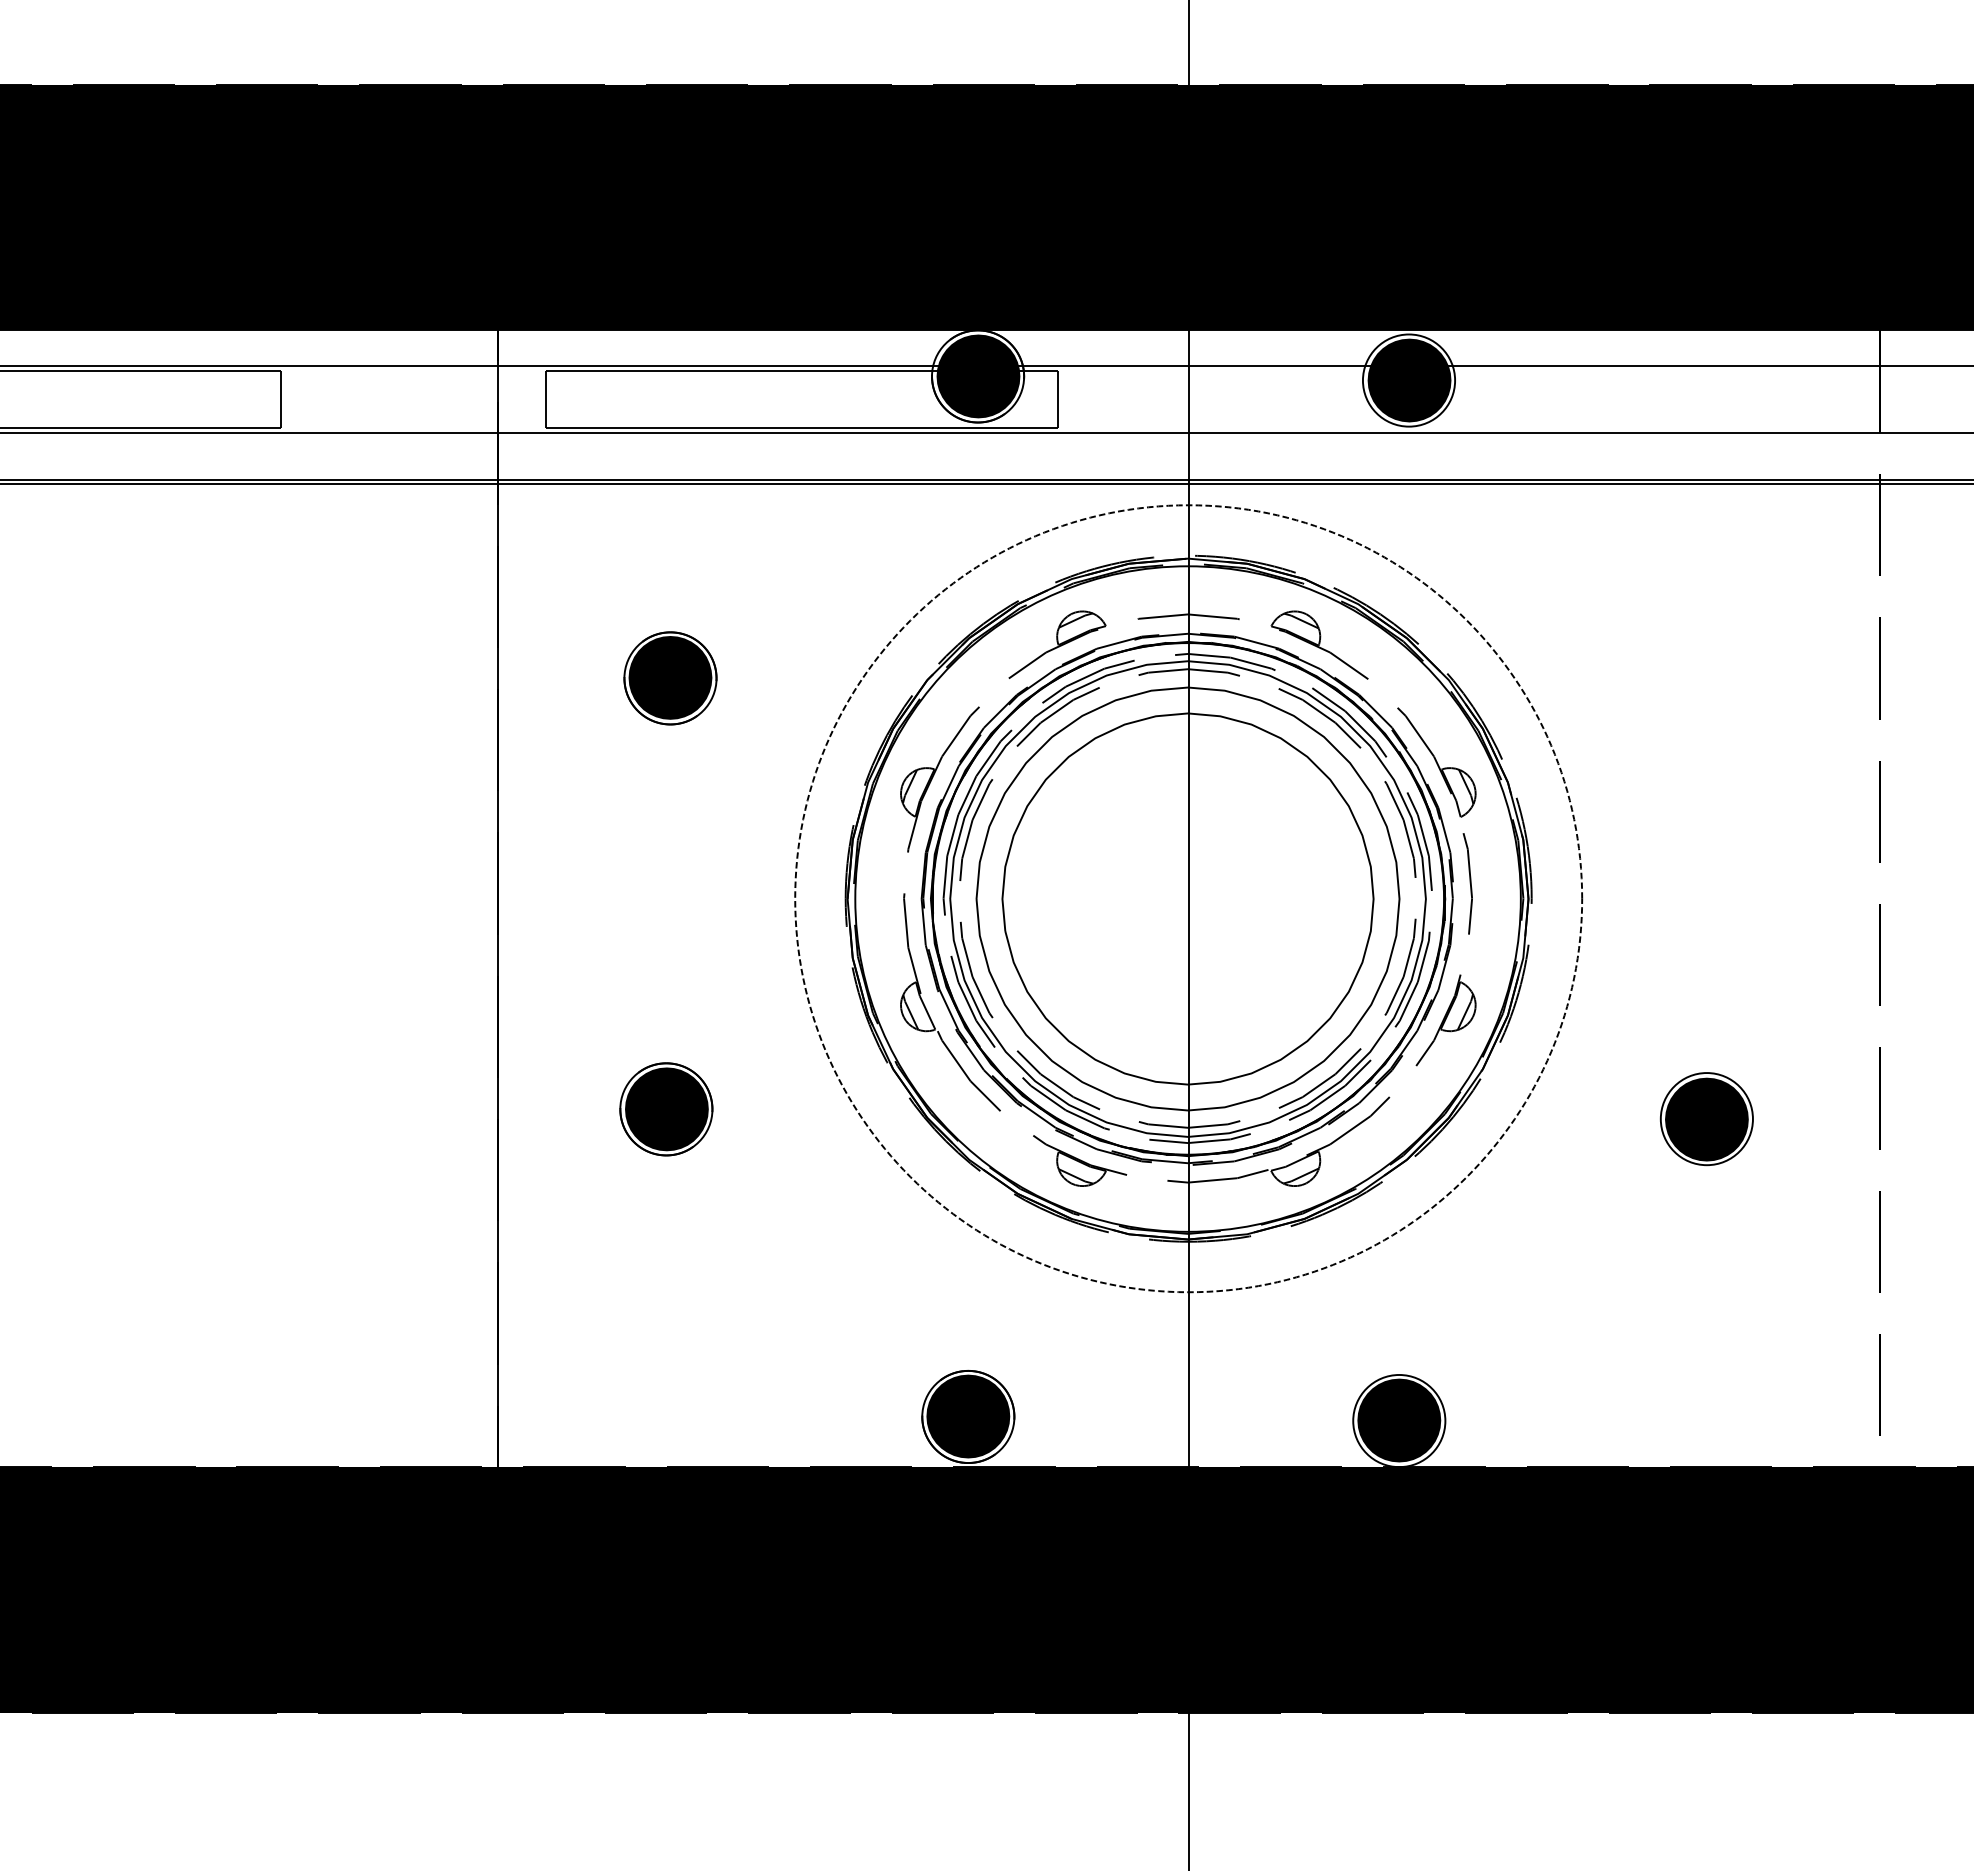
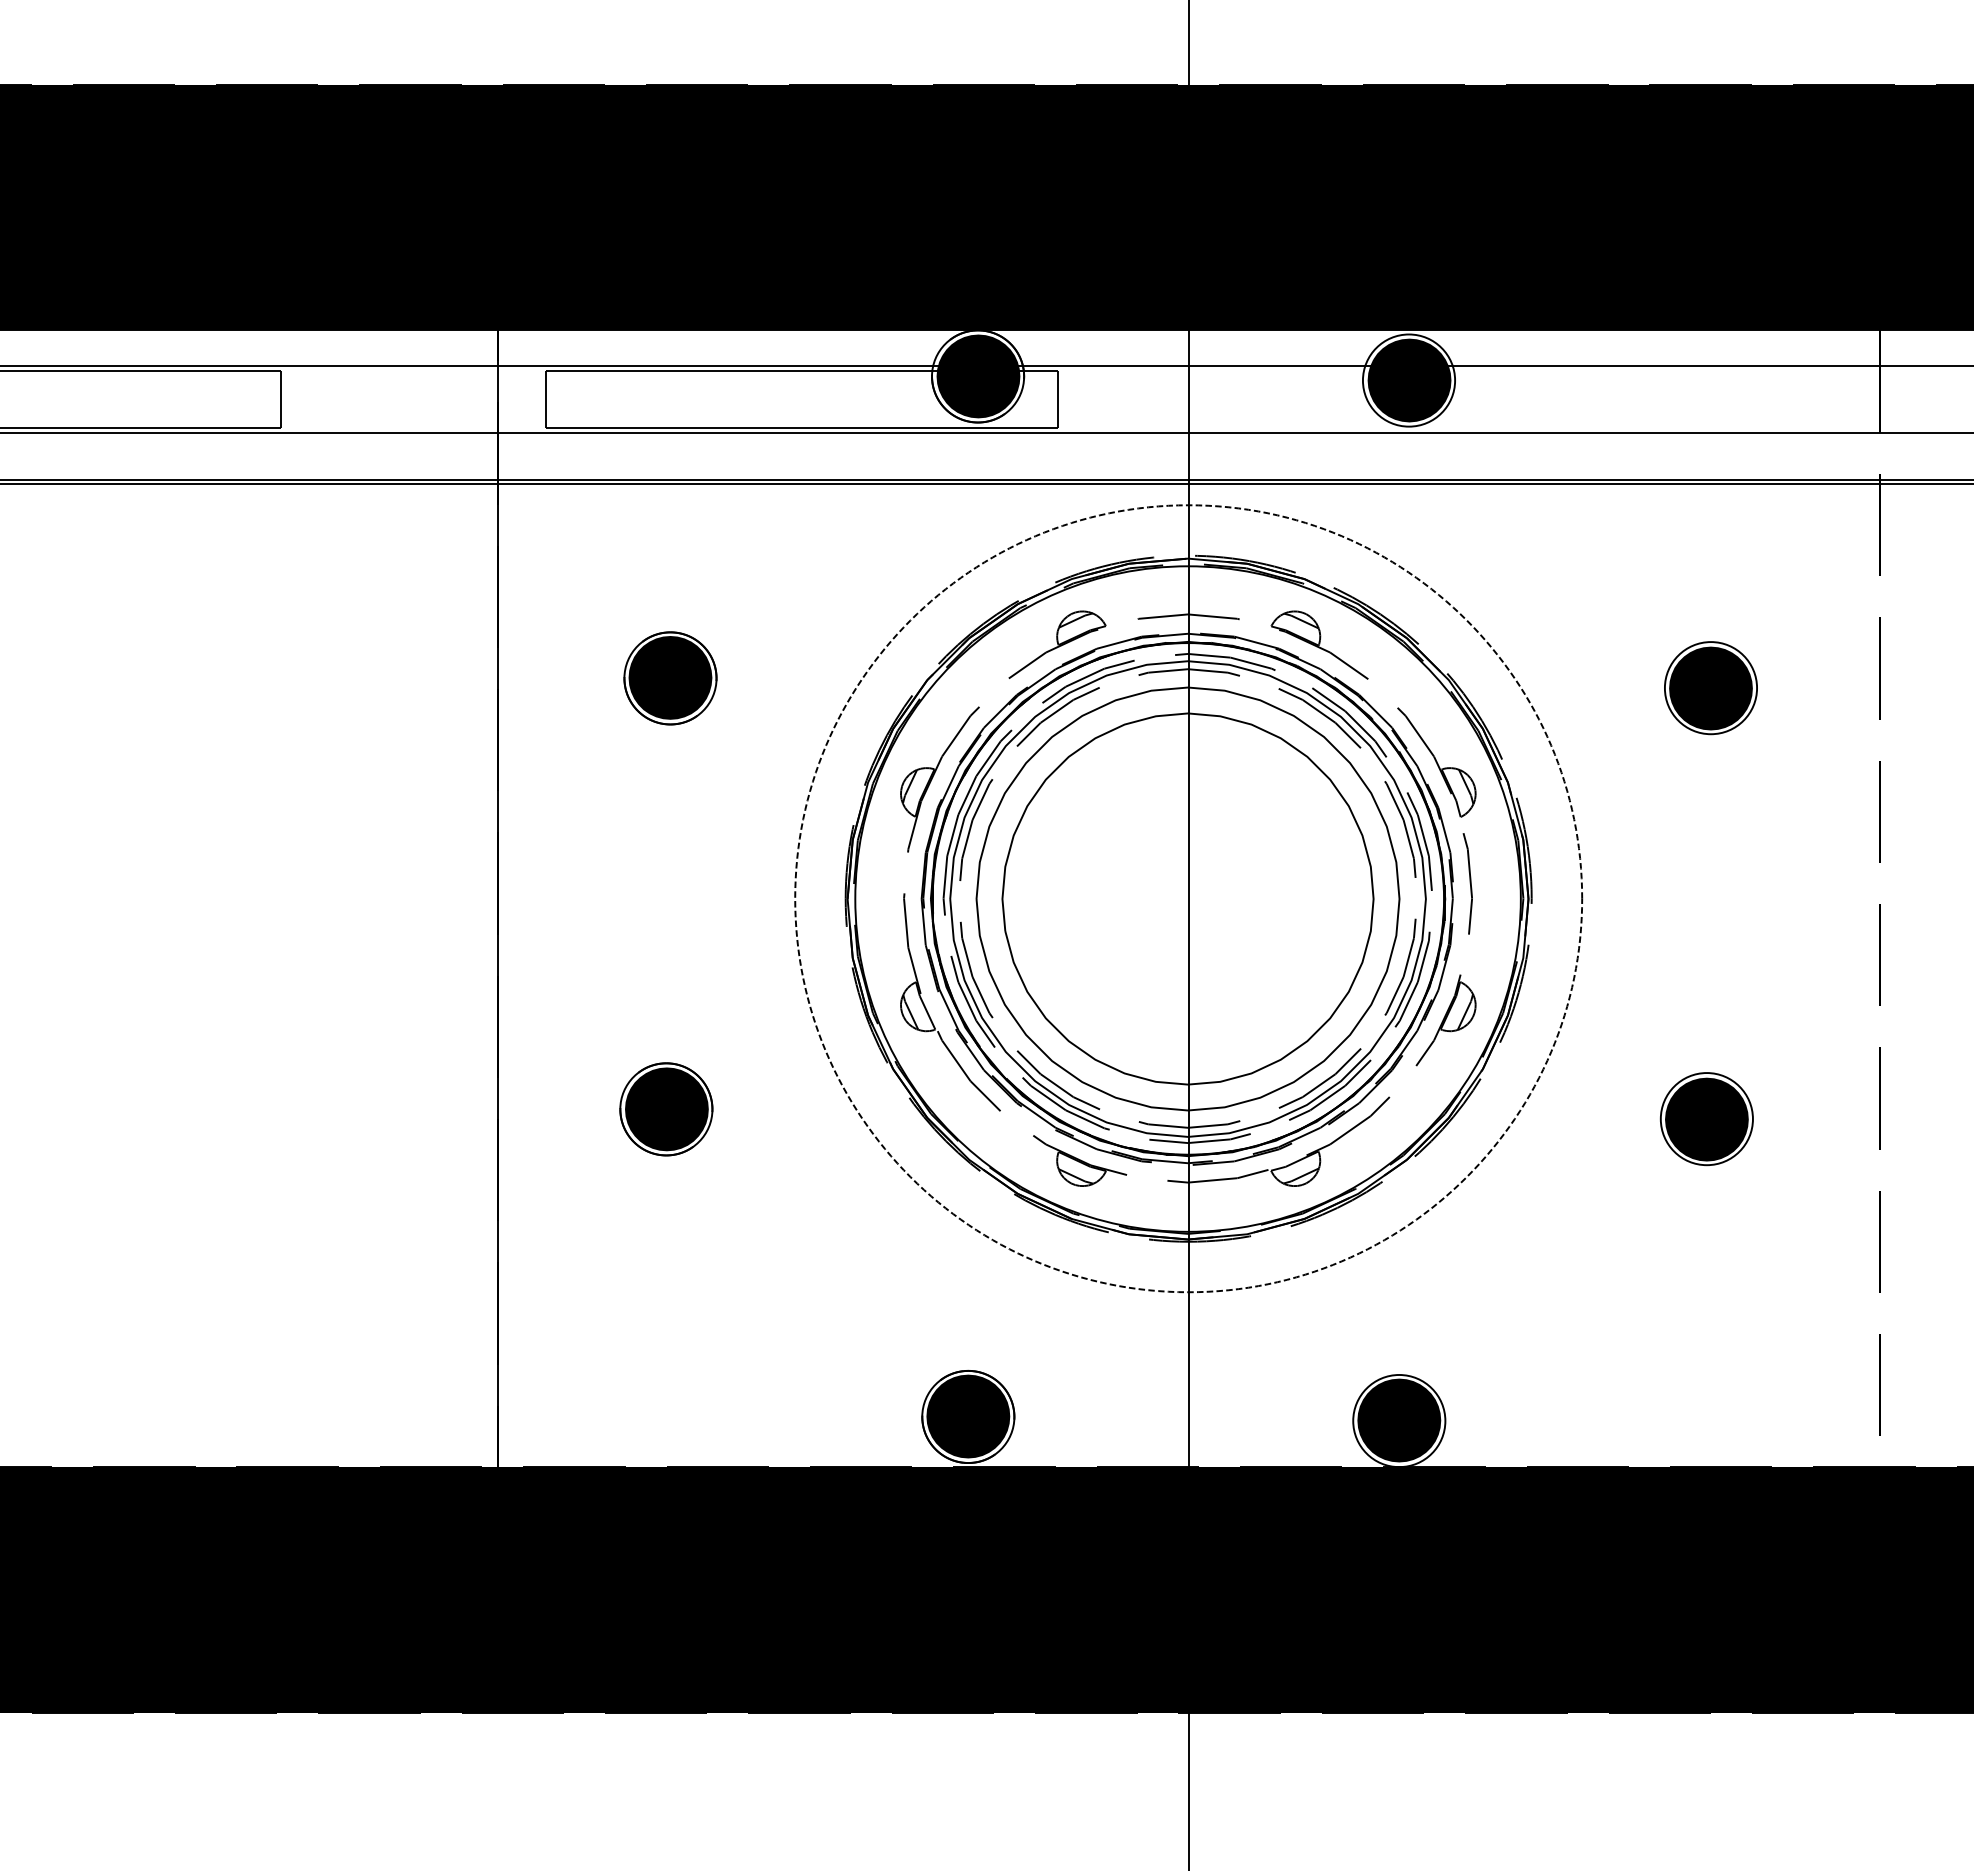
part: none -> present (1710, 688)
